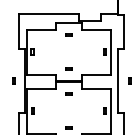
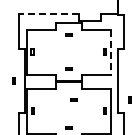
line: solid -> dashed (48, 14)
line: solid -> dashed (110, 52)
part position: (129, 80) -> (129, 99) (129, 99)
part position: (68, 93) -> (73, 99) (73, 99)
